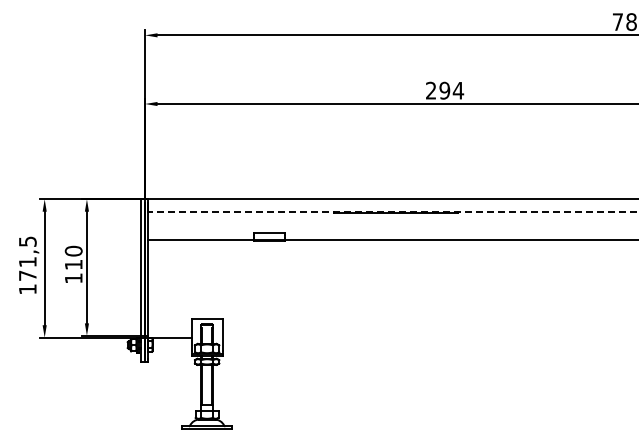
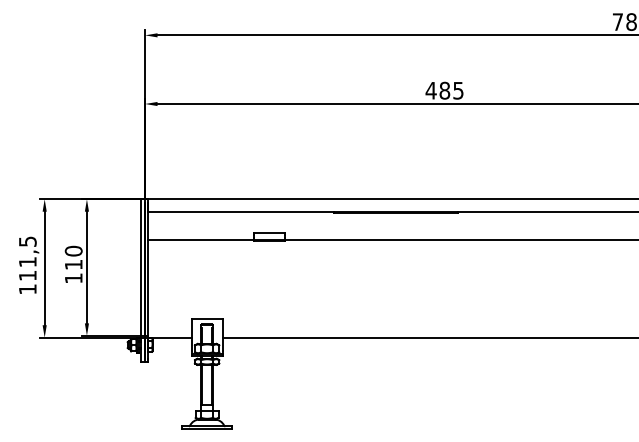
text: 294 -> 485 (444, 90)
line: dashed -> solid (392, 211)
text: 171,5 -> 111,5 (27, 275)
line: none -> present (428, 337)
